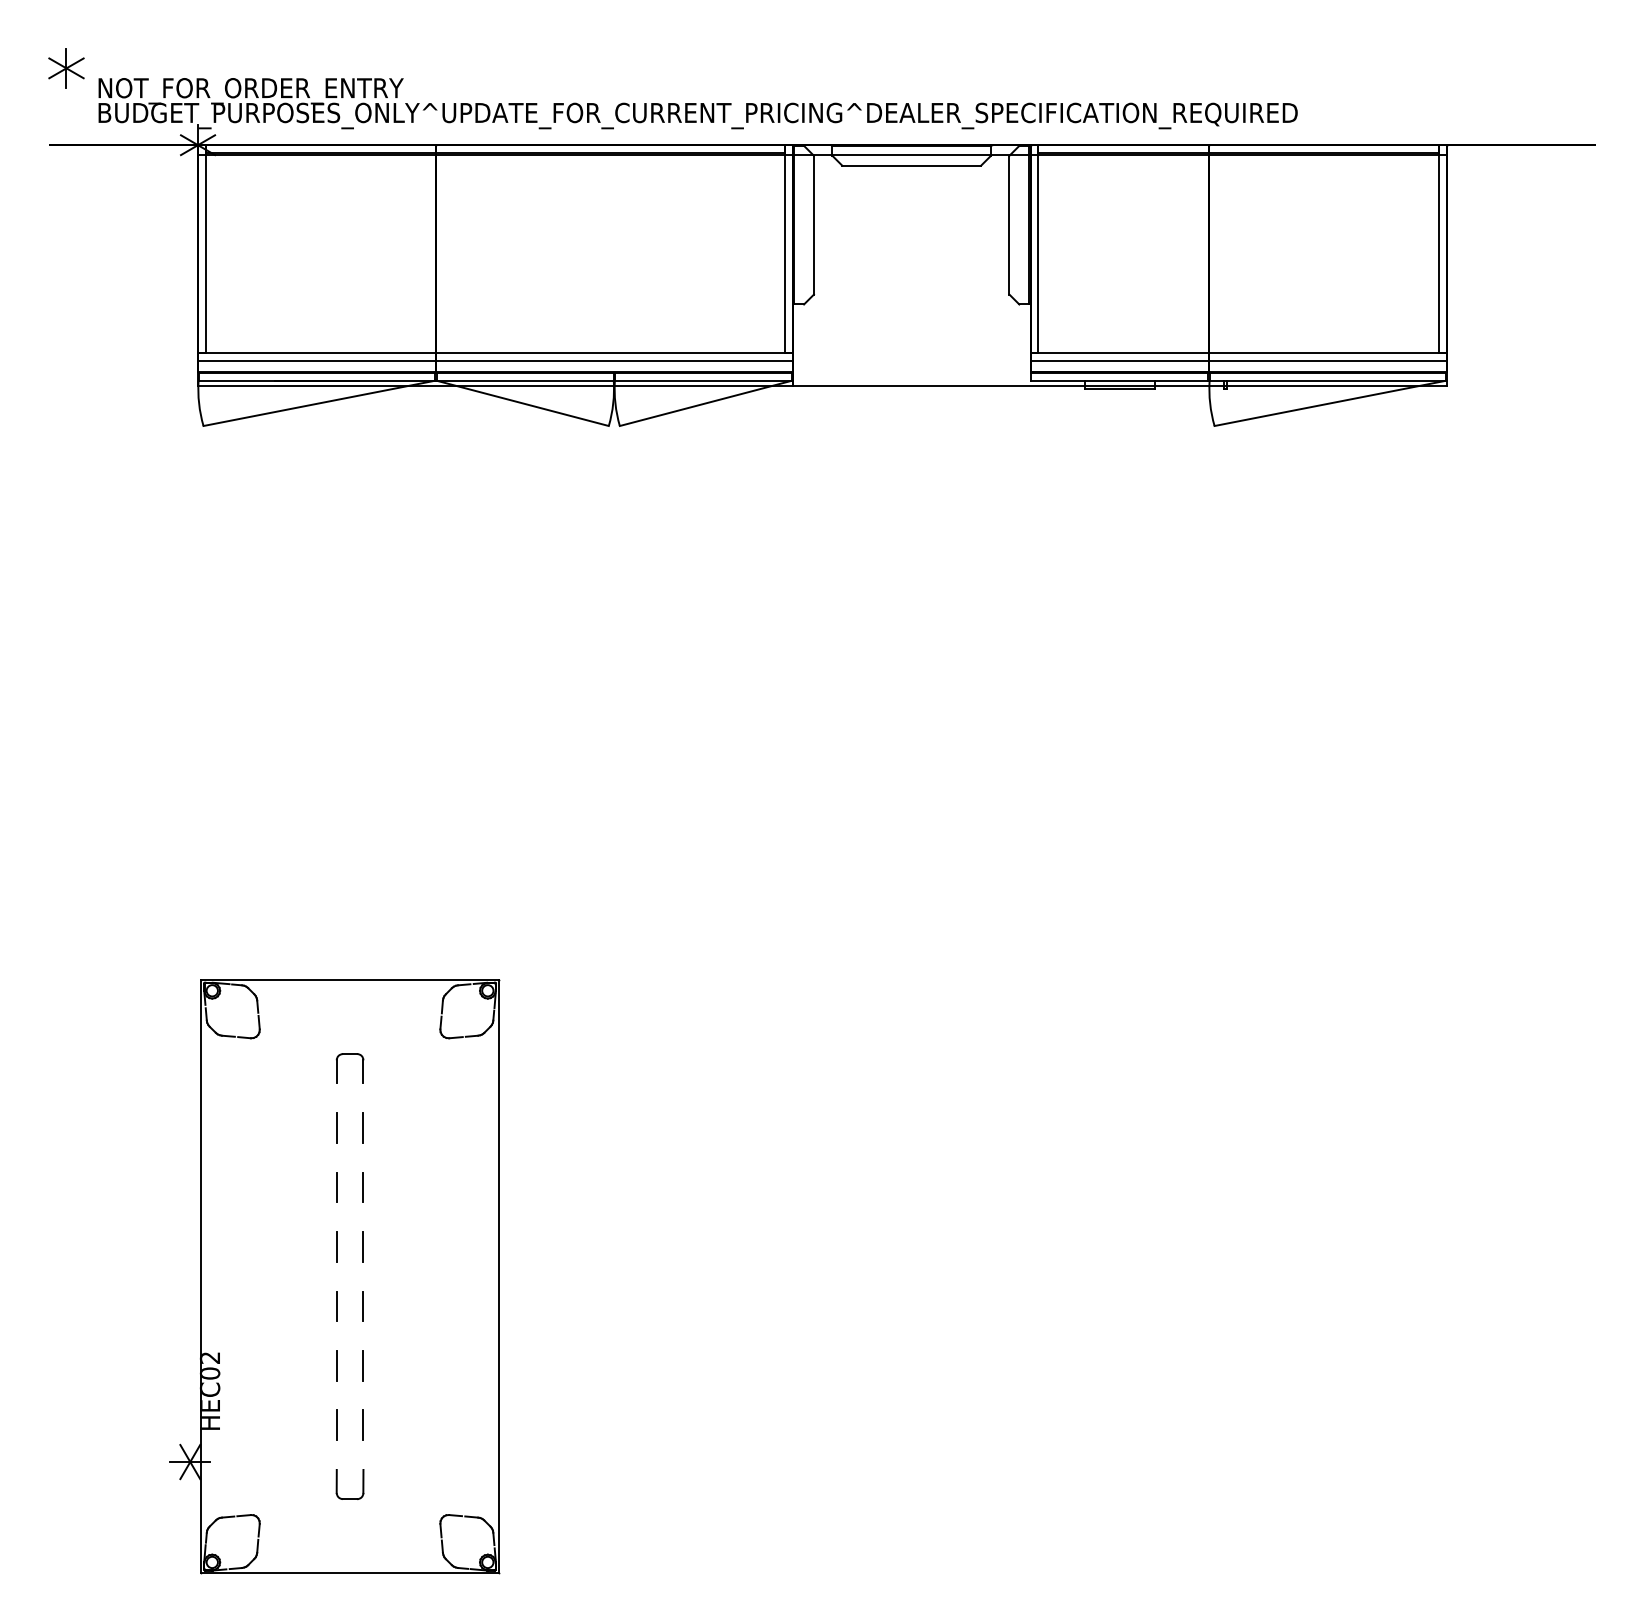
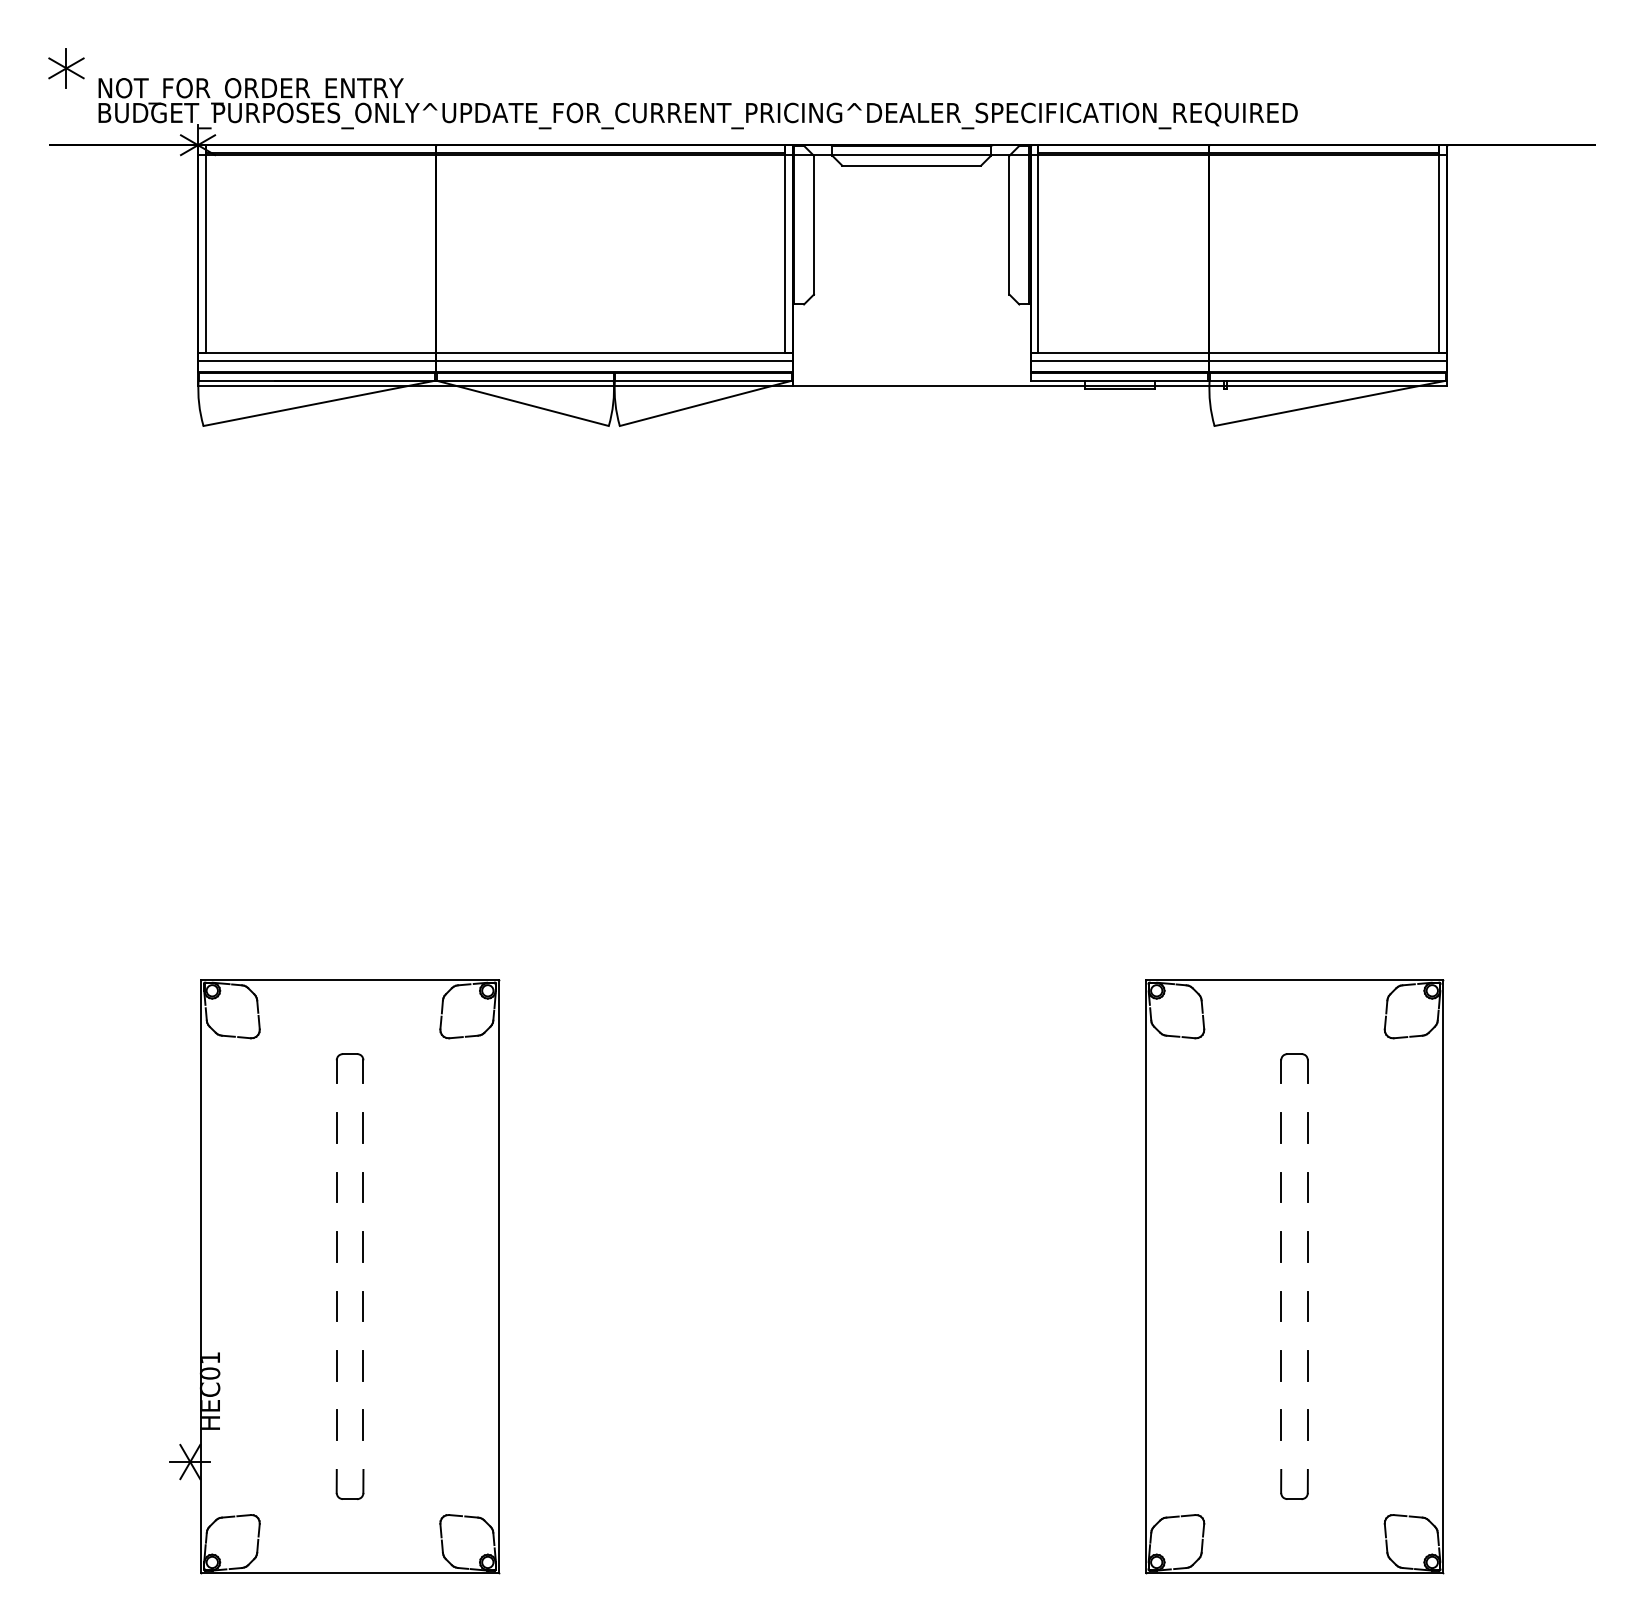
part: none -> present (1294, 1276)
text: HEC02 -> HEC01 (209, 1357)
